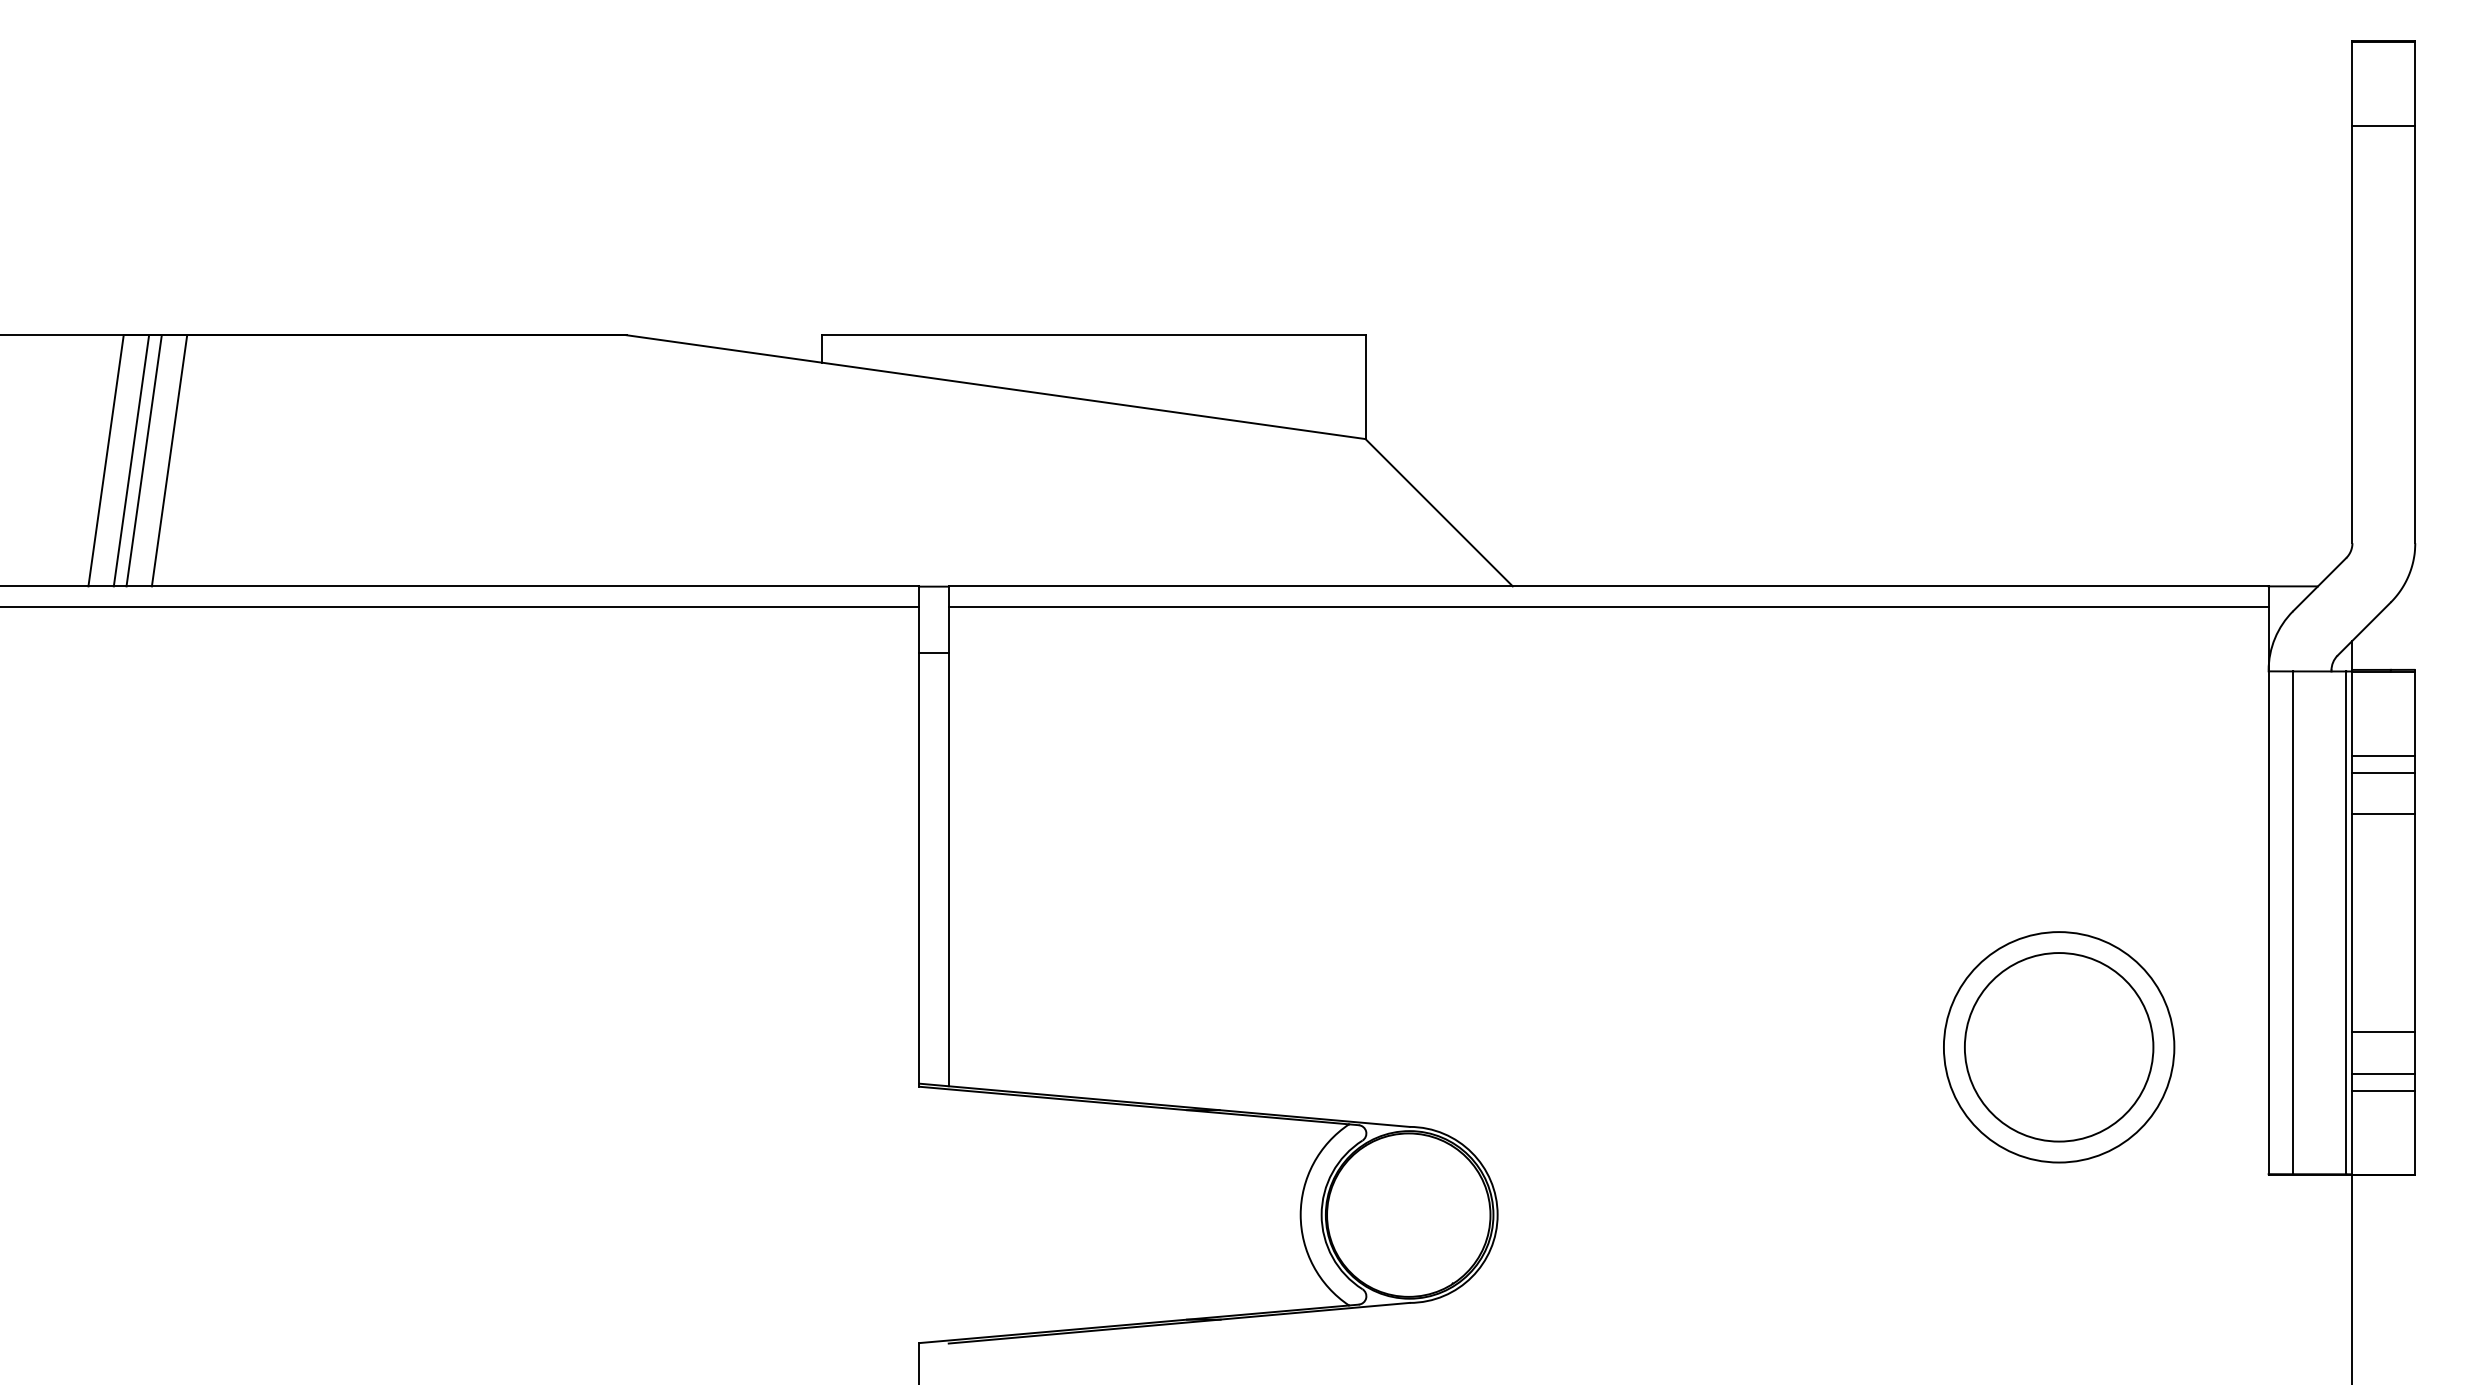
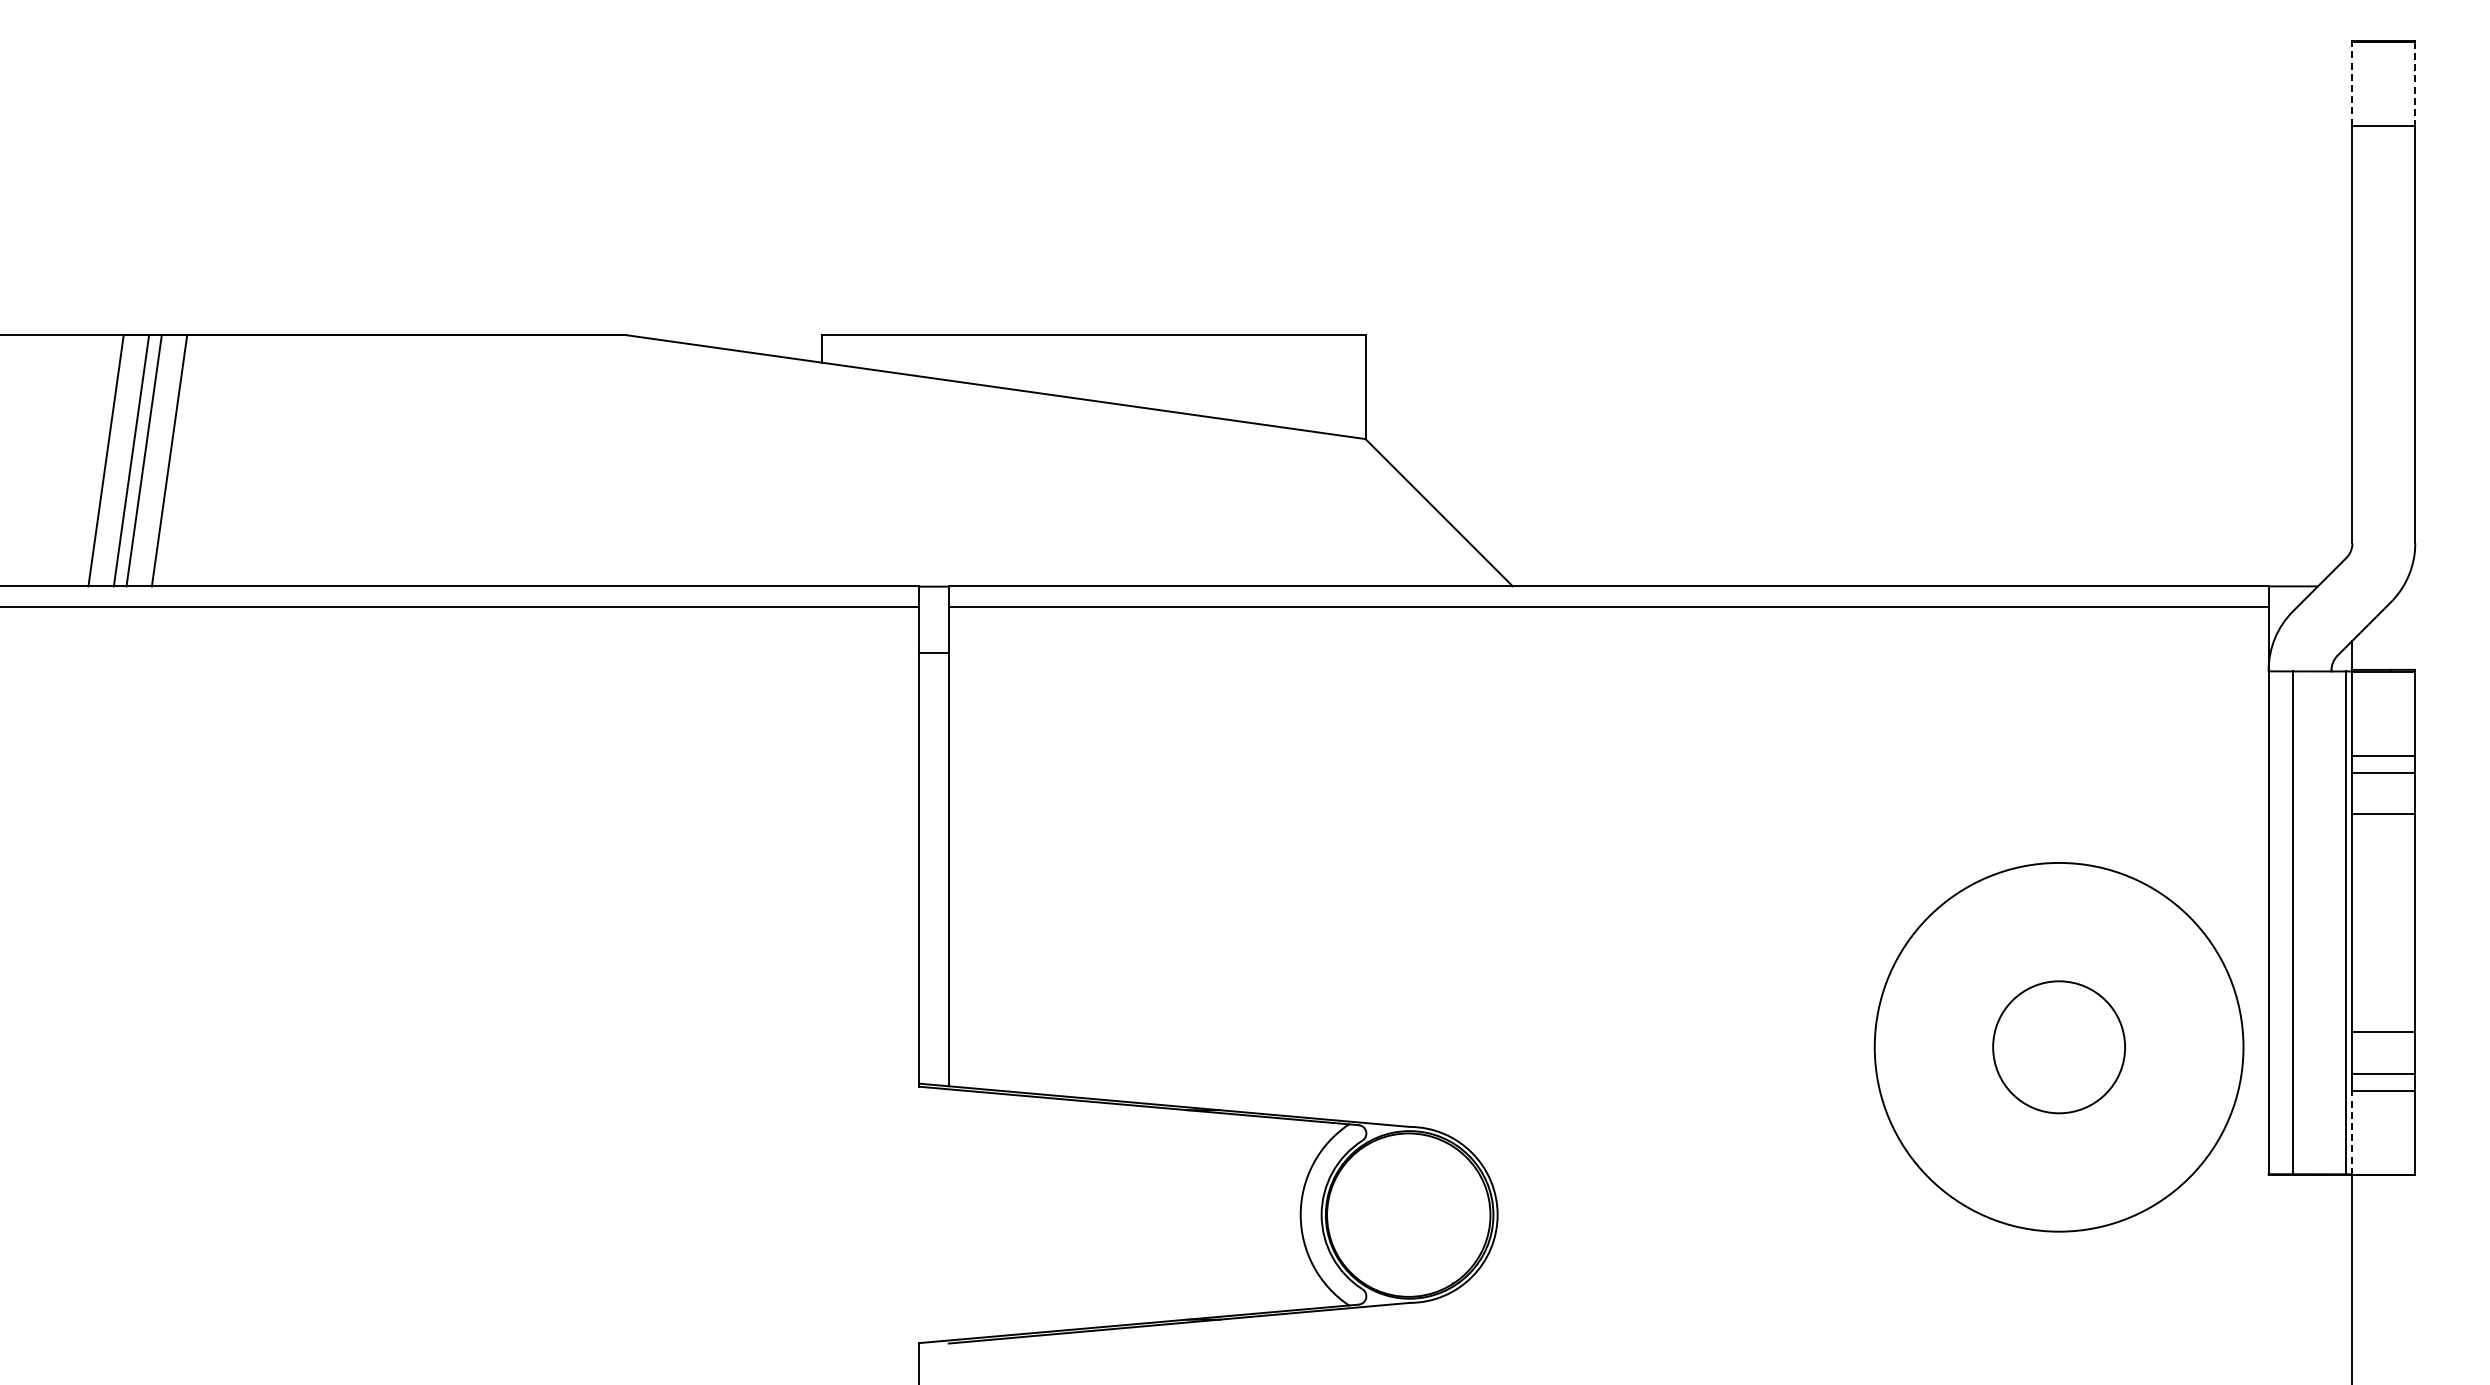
line: solid -> dashed (2352, 83)
line: solid -> dashed (2415, 83)
circle diameter: 189 px -> 132 px (2059, 1047)
circle diameter: 230 px -> 369 px (2058, 1046)
line: solid -> dashed (2352, 1132)
